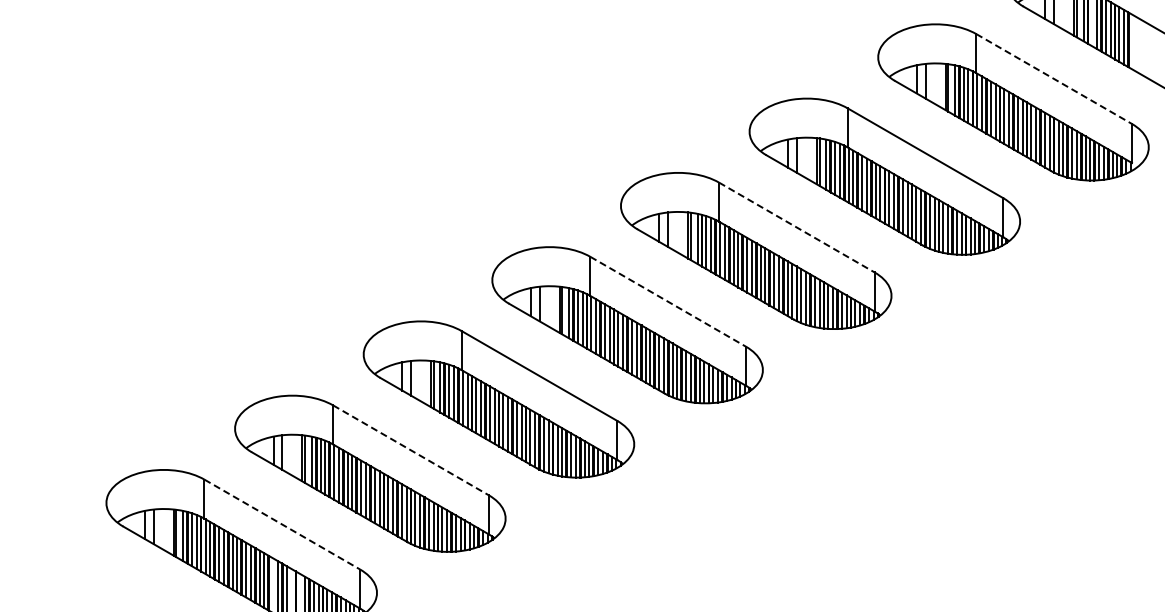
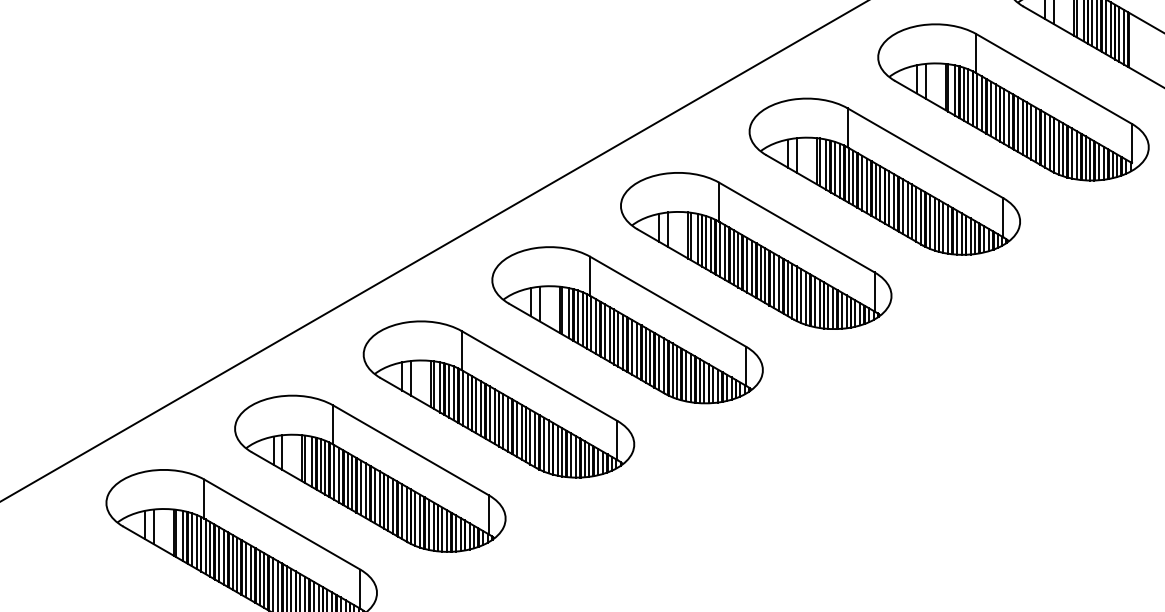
line: none -> present (1092, 24)
line: dashed -> solid (1054, 79)
line: dashed -> solid (796, 227)
line: none -> present (433, 251)
line: dashed -> solid (668, 301)
line: dashed -> solid (410, 450)
line: dashed -> solid (282, 524)
line: none -> present (273, 583)
line: none -> present (291, 588)
line: none -> present (300, 591)
